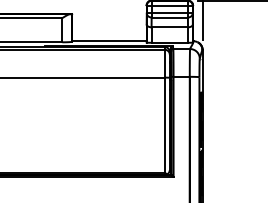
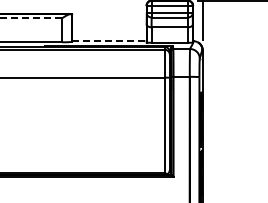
line: solid -> dashed (31, 18)
line: solid -> dashed (109, 41)
